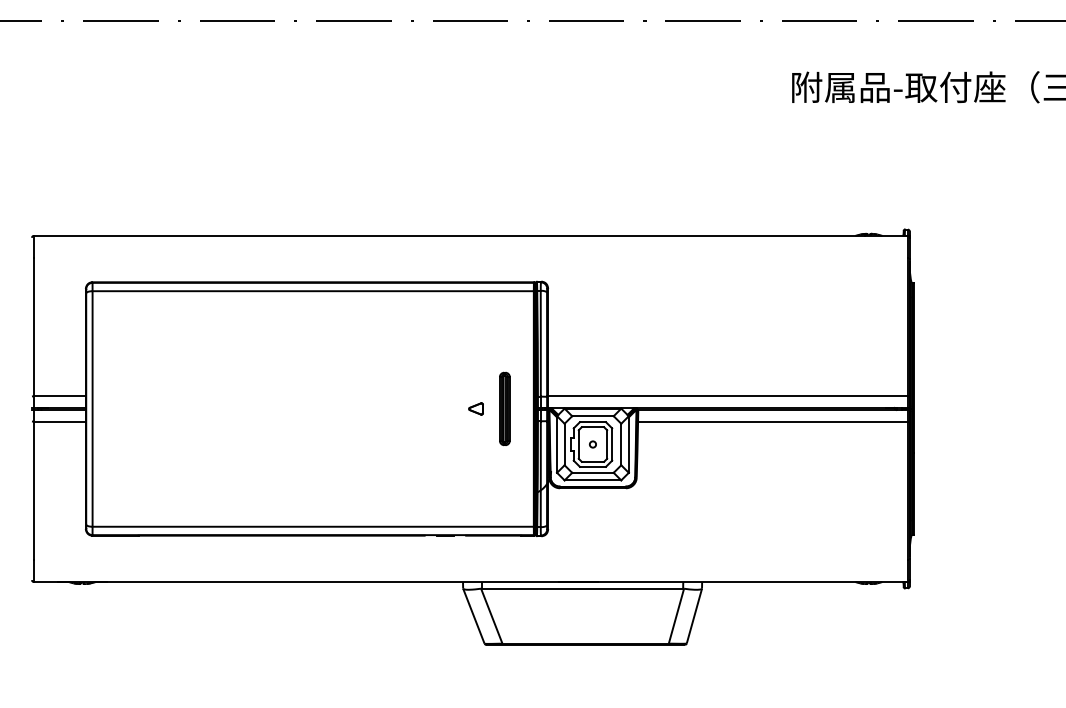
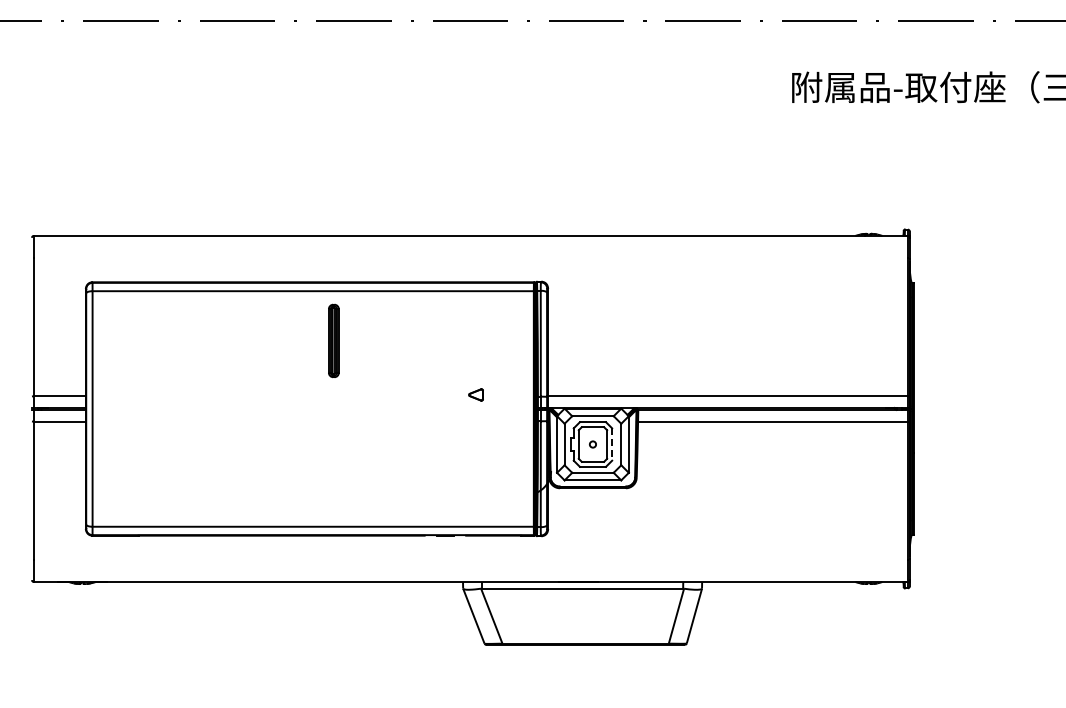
part position: (475, 408) -> (475, 394) (475, 394)
part position: (504, 408) -> (333, 340) (333, 340)
line: solid -> dashed (612, 445)
